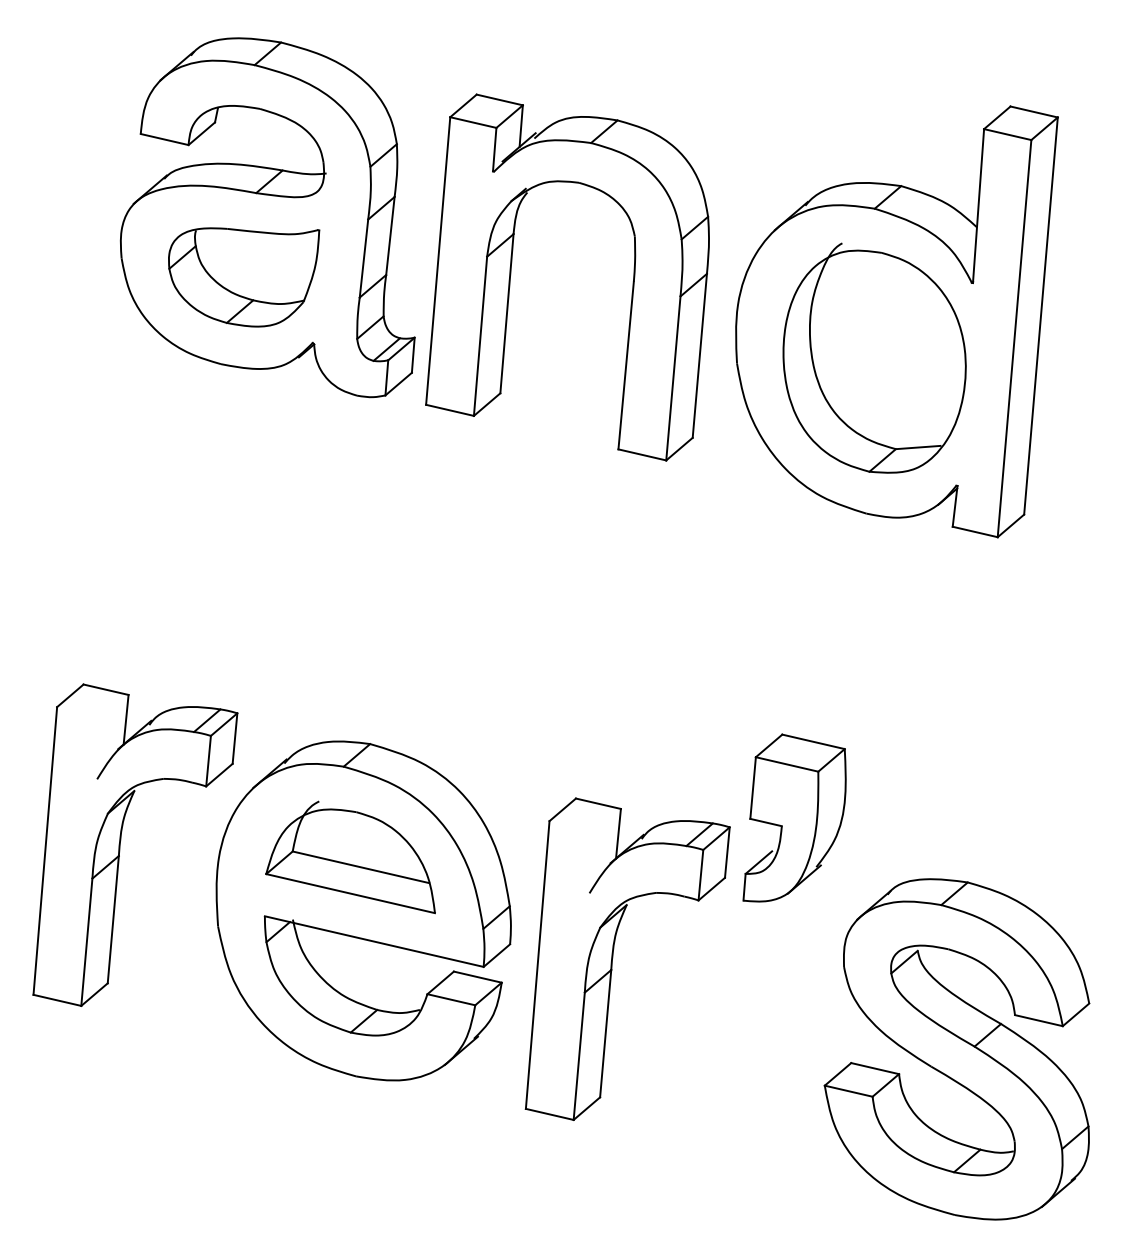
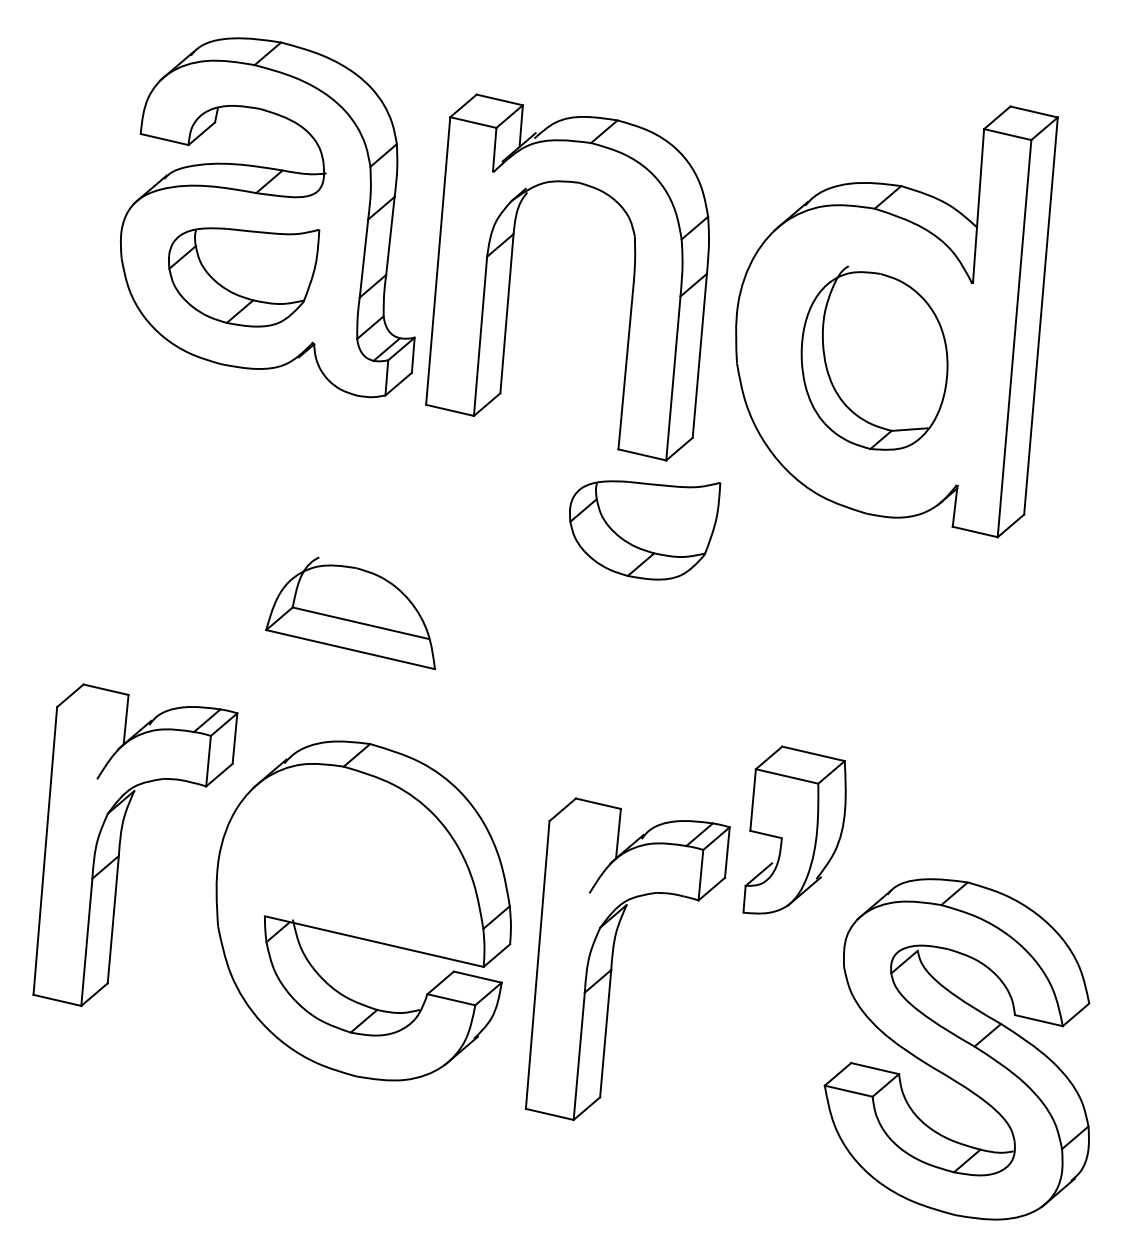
part size: 185x232 px -> 149x186 px (874, 357)
part: none -> present (645, 530)
part position: (794, 817) -> (794, 829) (794, 829)
part position: (350, 857) -> (350, 613) (350, 613)
